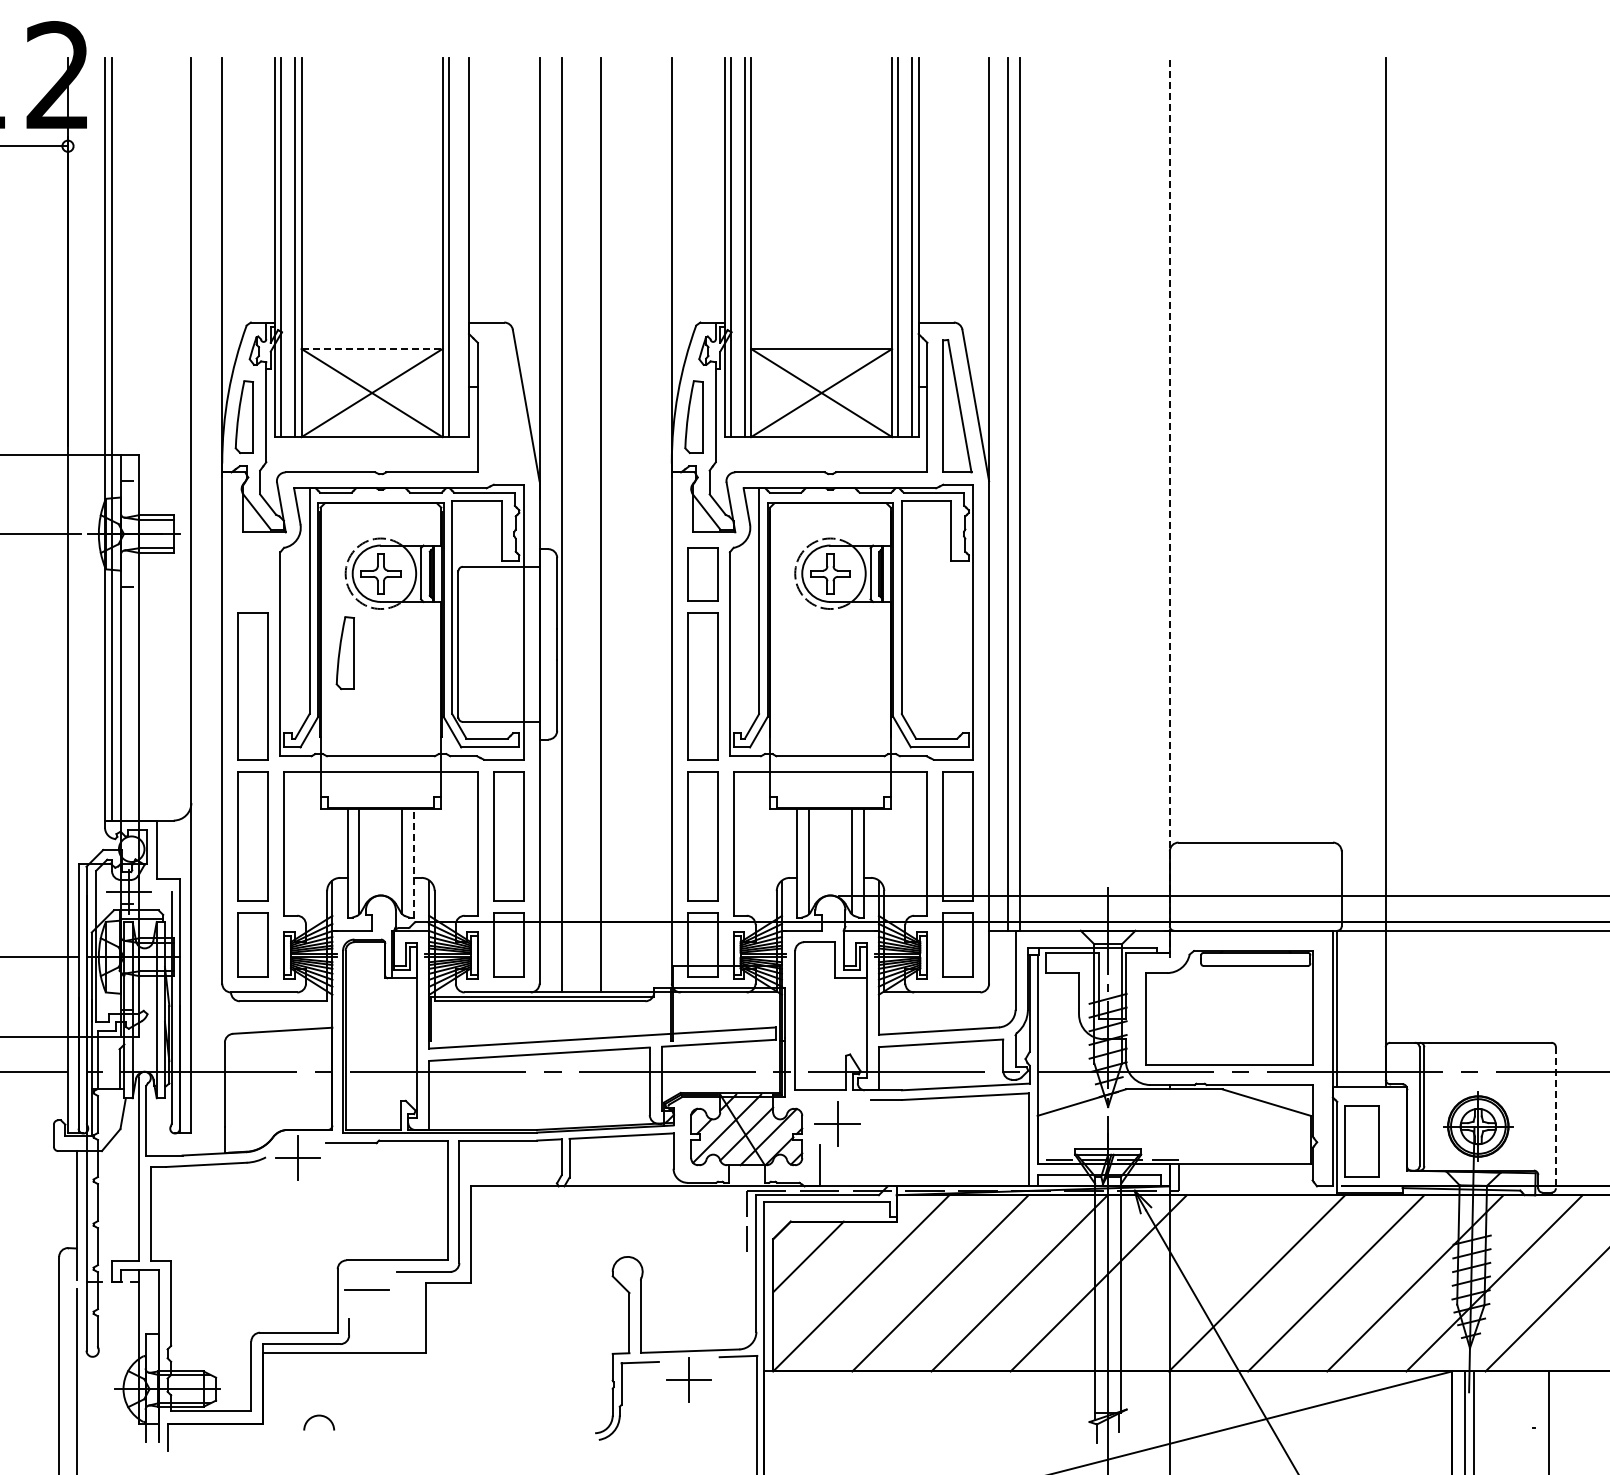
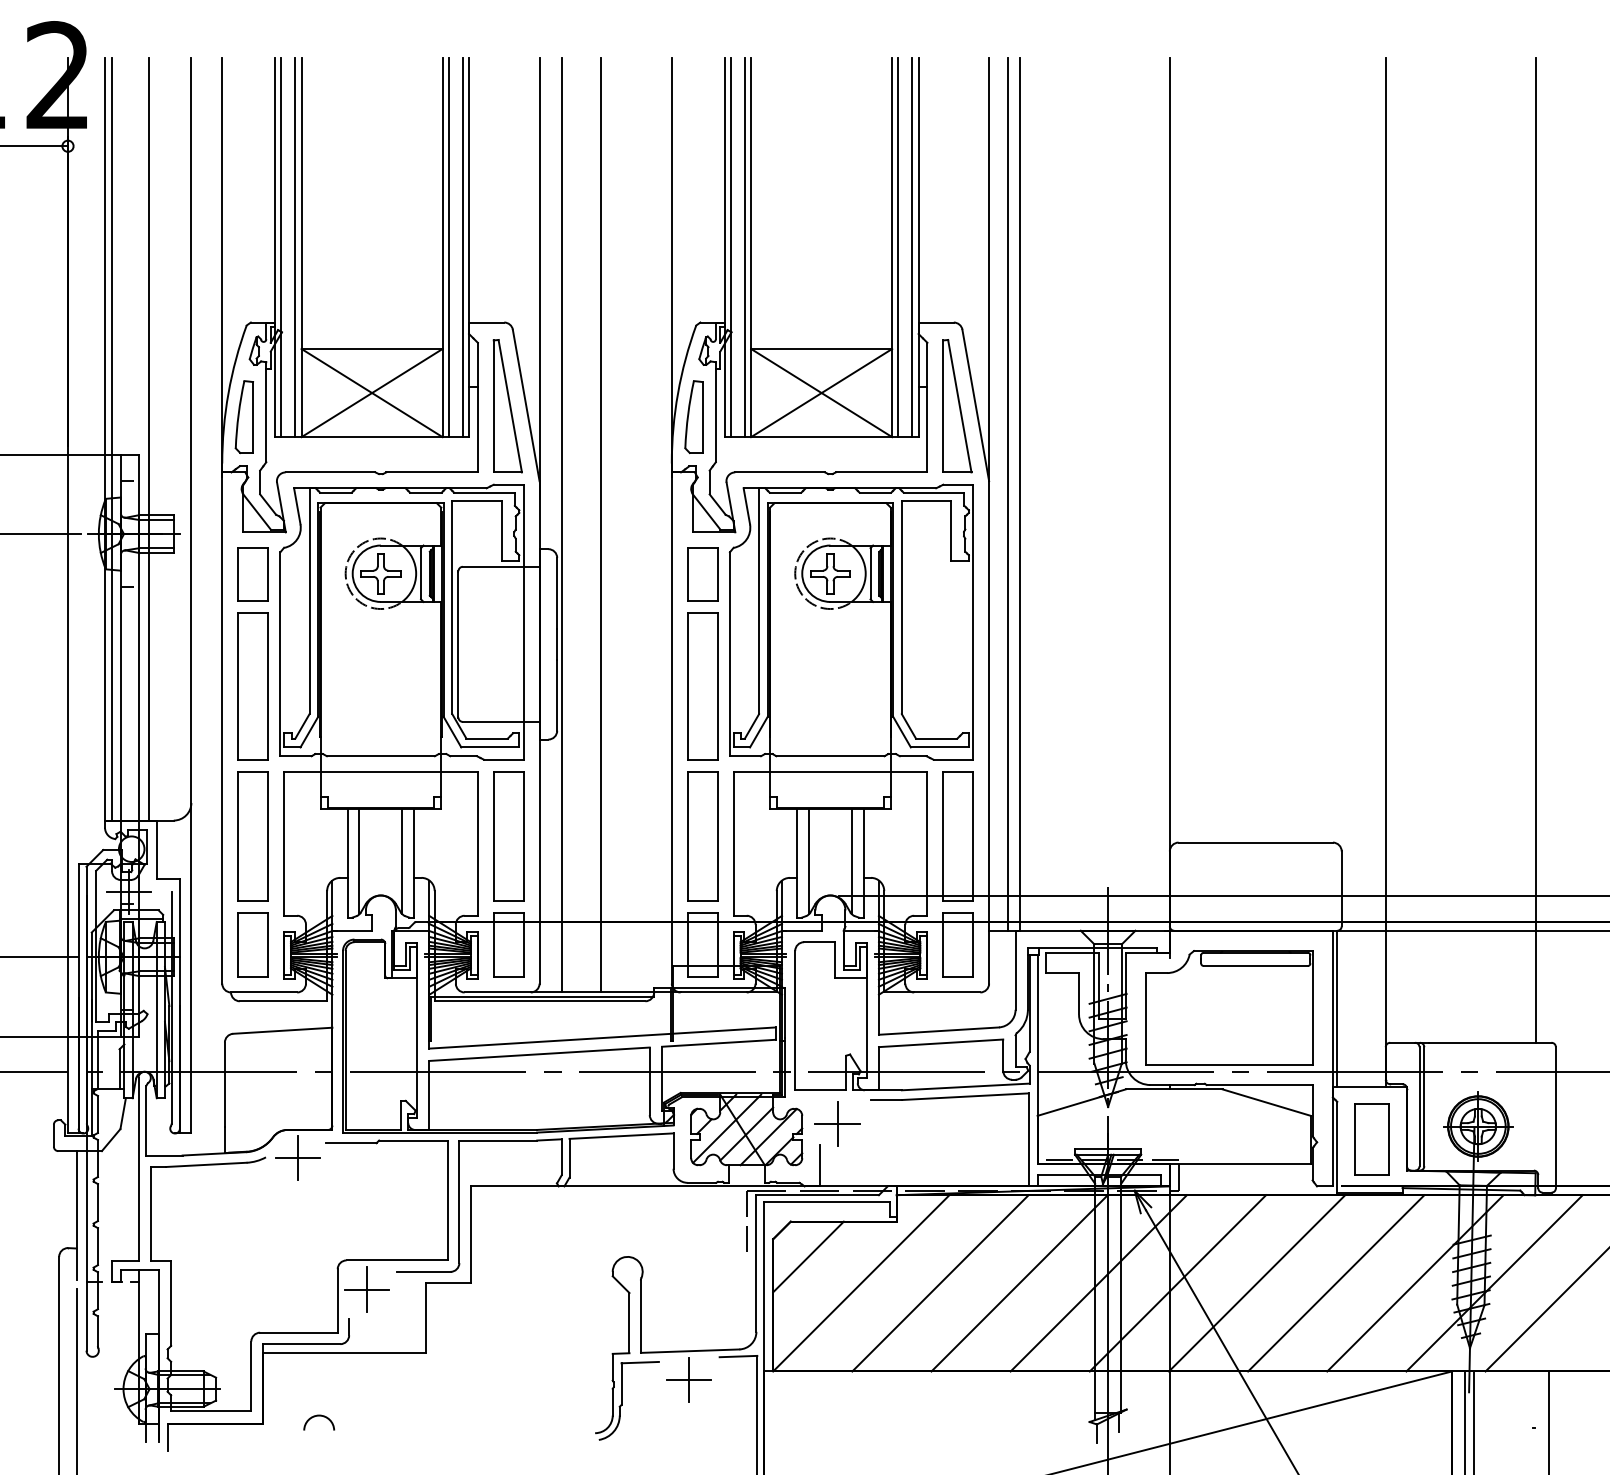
line: none -> present (462, 247)
line: dashed -> solid (372, 348)
part: none -> present (507, 406)
line: none -> present (149, 438)
line: dashed -> solid (1169, 507)
line: none -> present (1535, 549)
part: none -> present (252, 574)
part: present -> none (344, 653)
line: dashed -> solid (413, 862)
line: dashed -> solid (1555, 1117)
part position: (1361, 1141) -> (1371, 1139) (1371, 1139)
line: none -> present (1177, 1283)
line: none -> present (366, 1289)
